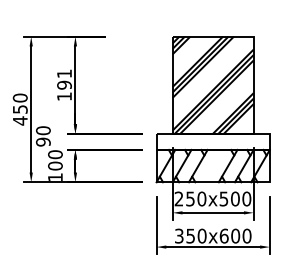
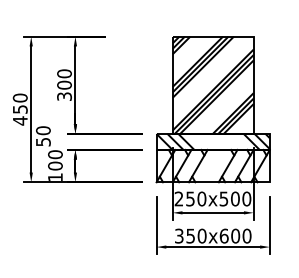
text: 191 -> 300 (64, 84)
text: 90 -> 50 (42, 141)
hatch: none -> present (212, 141)
